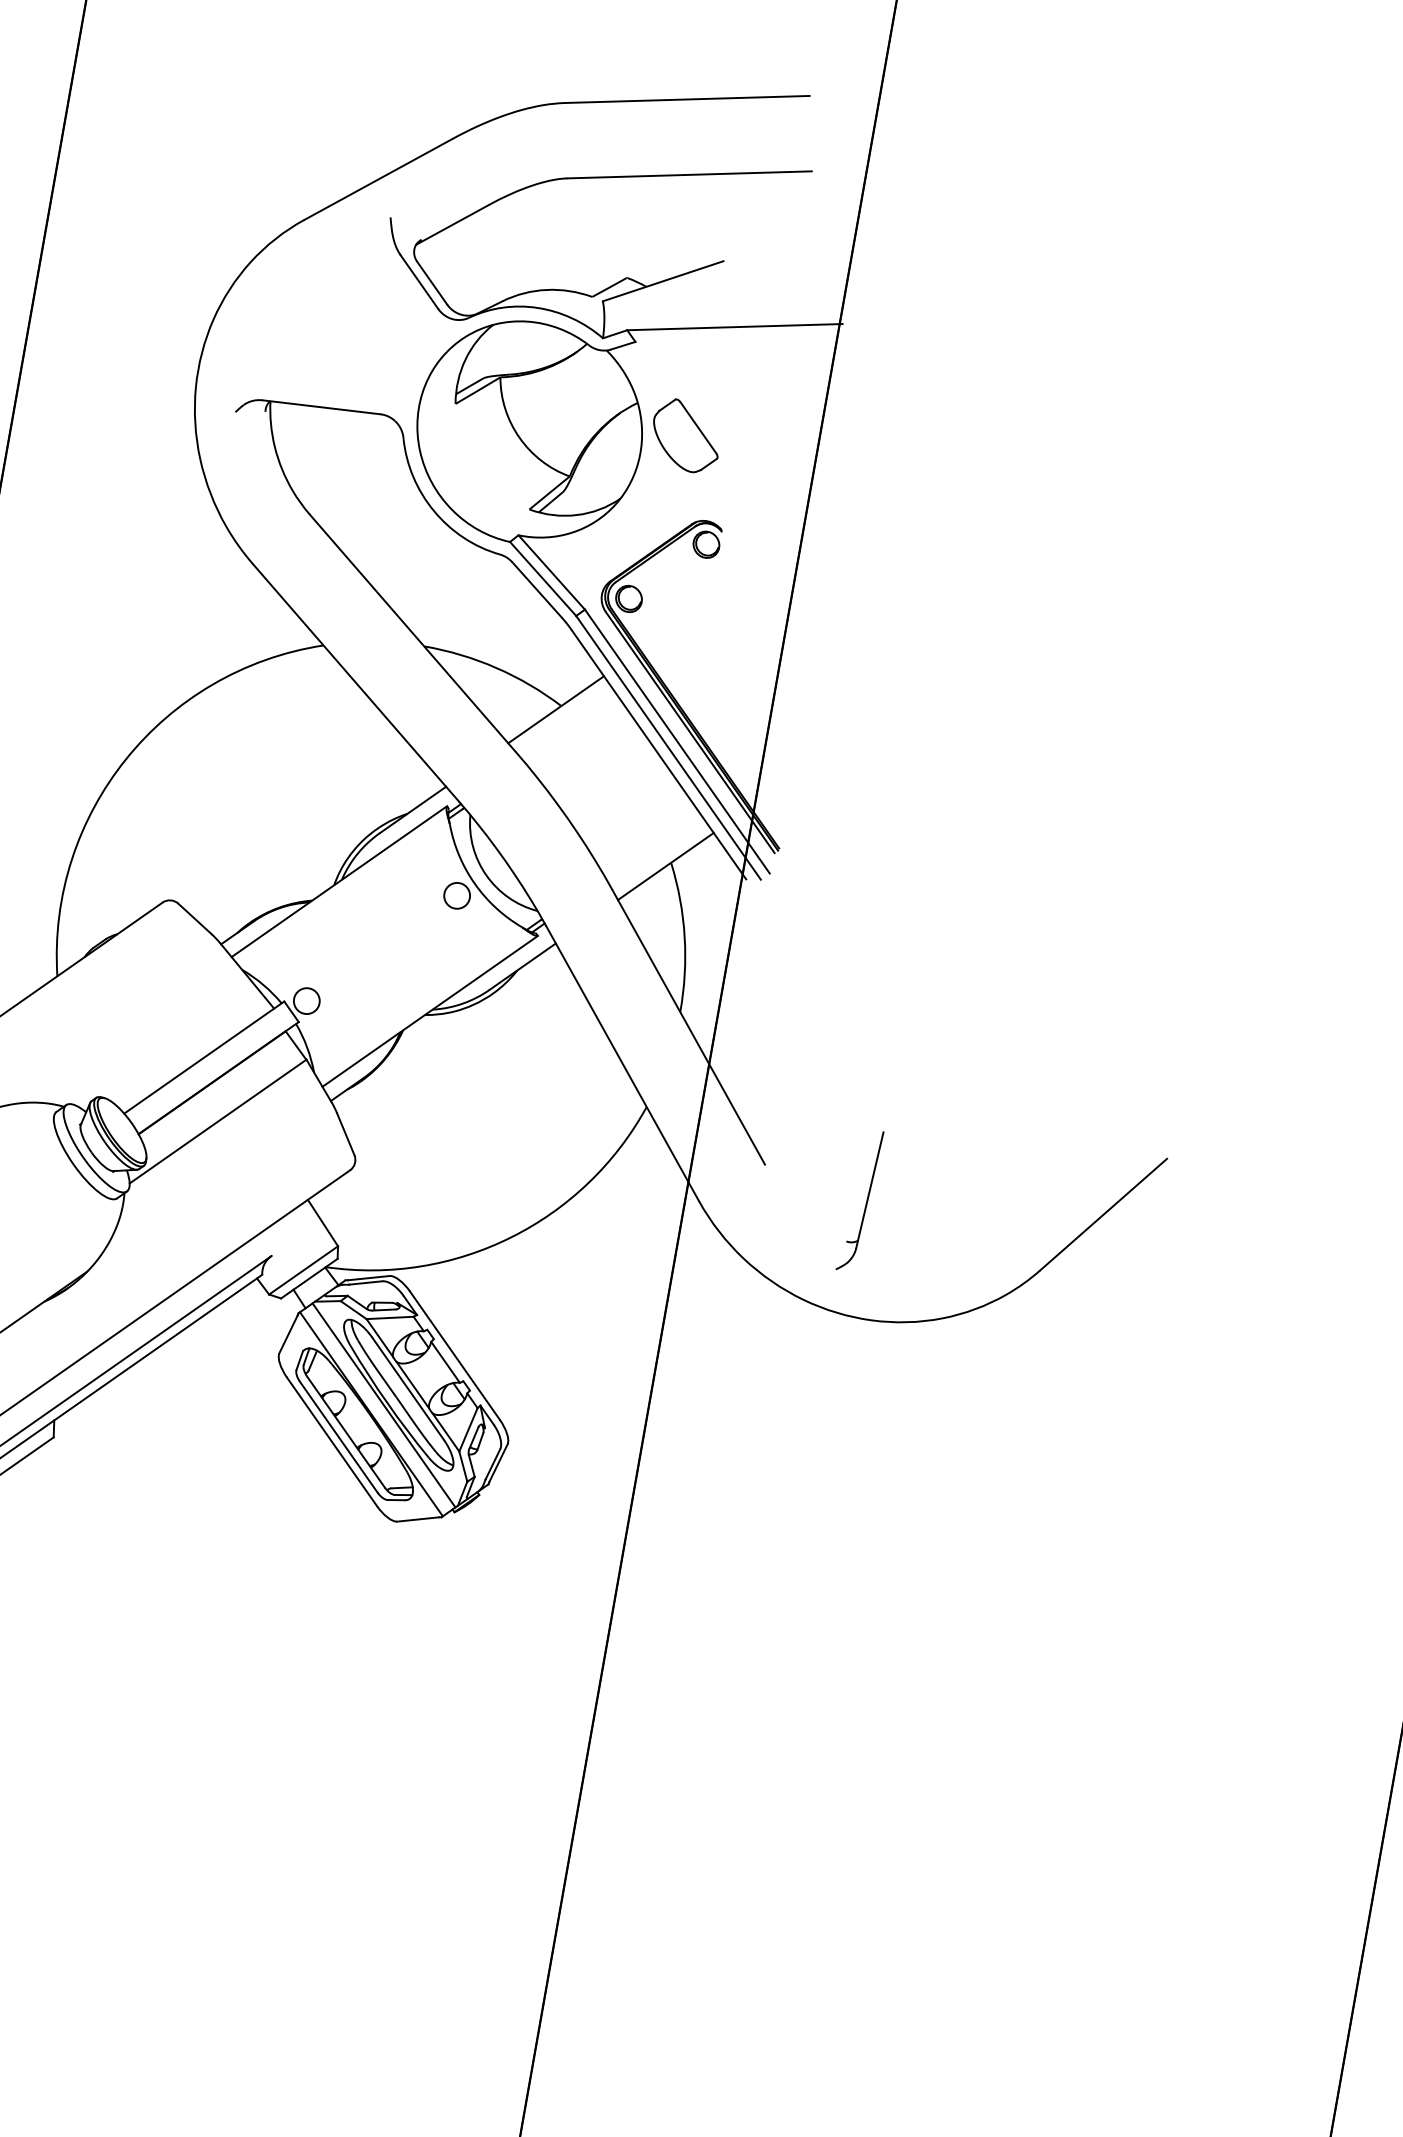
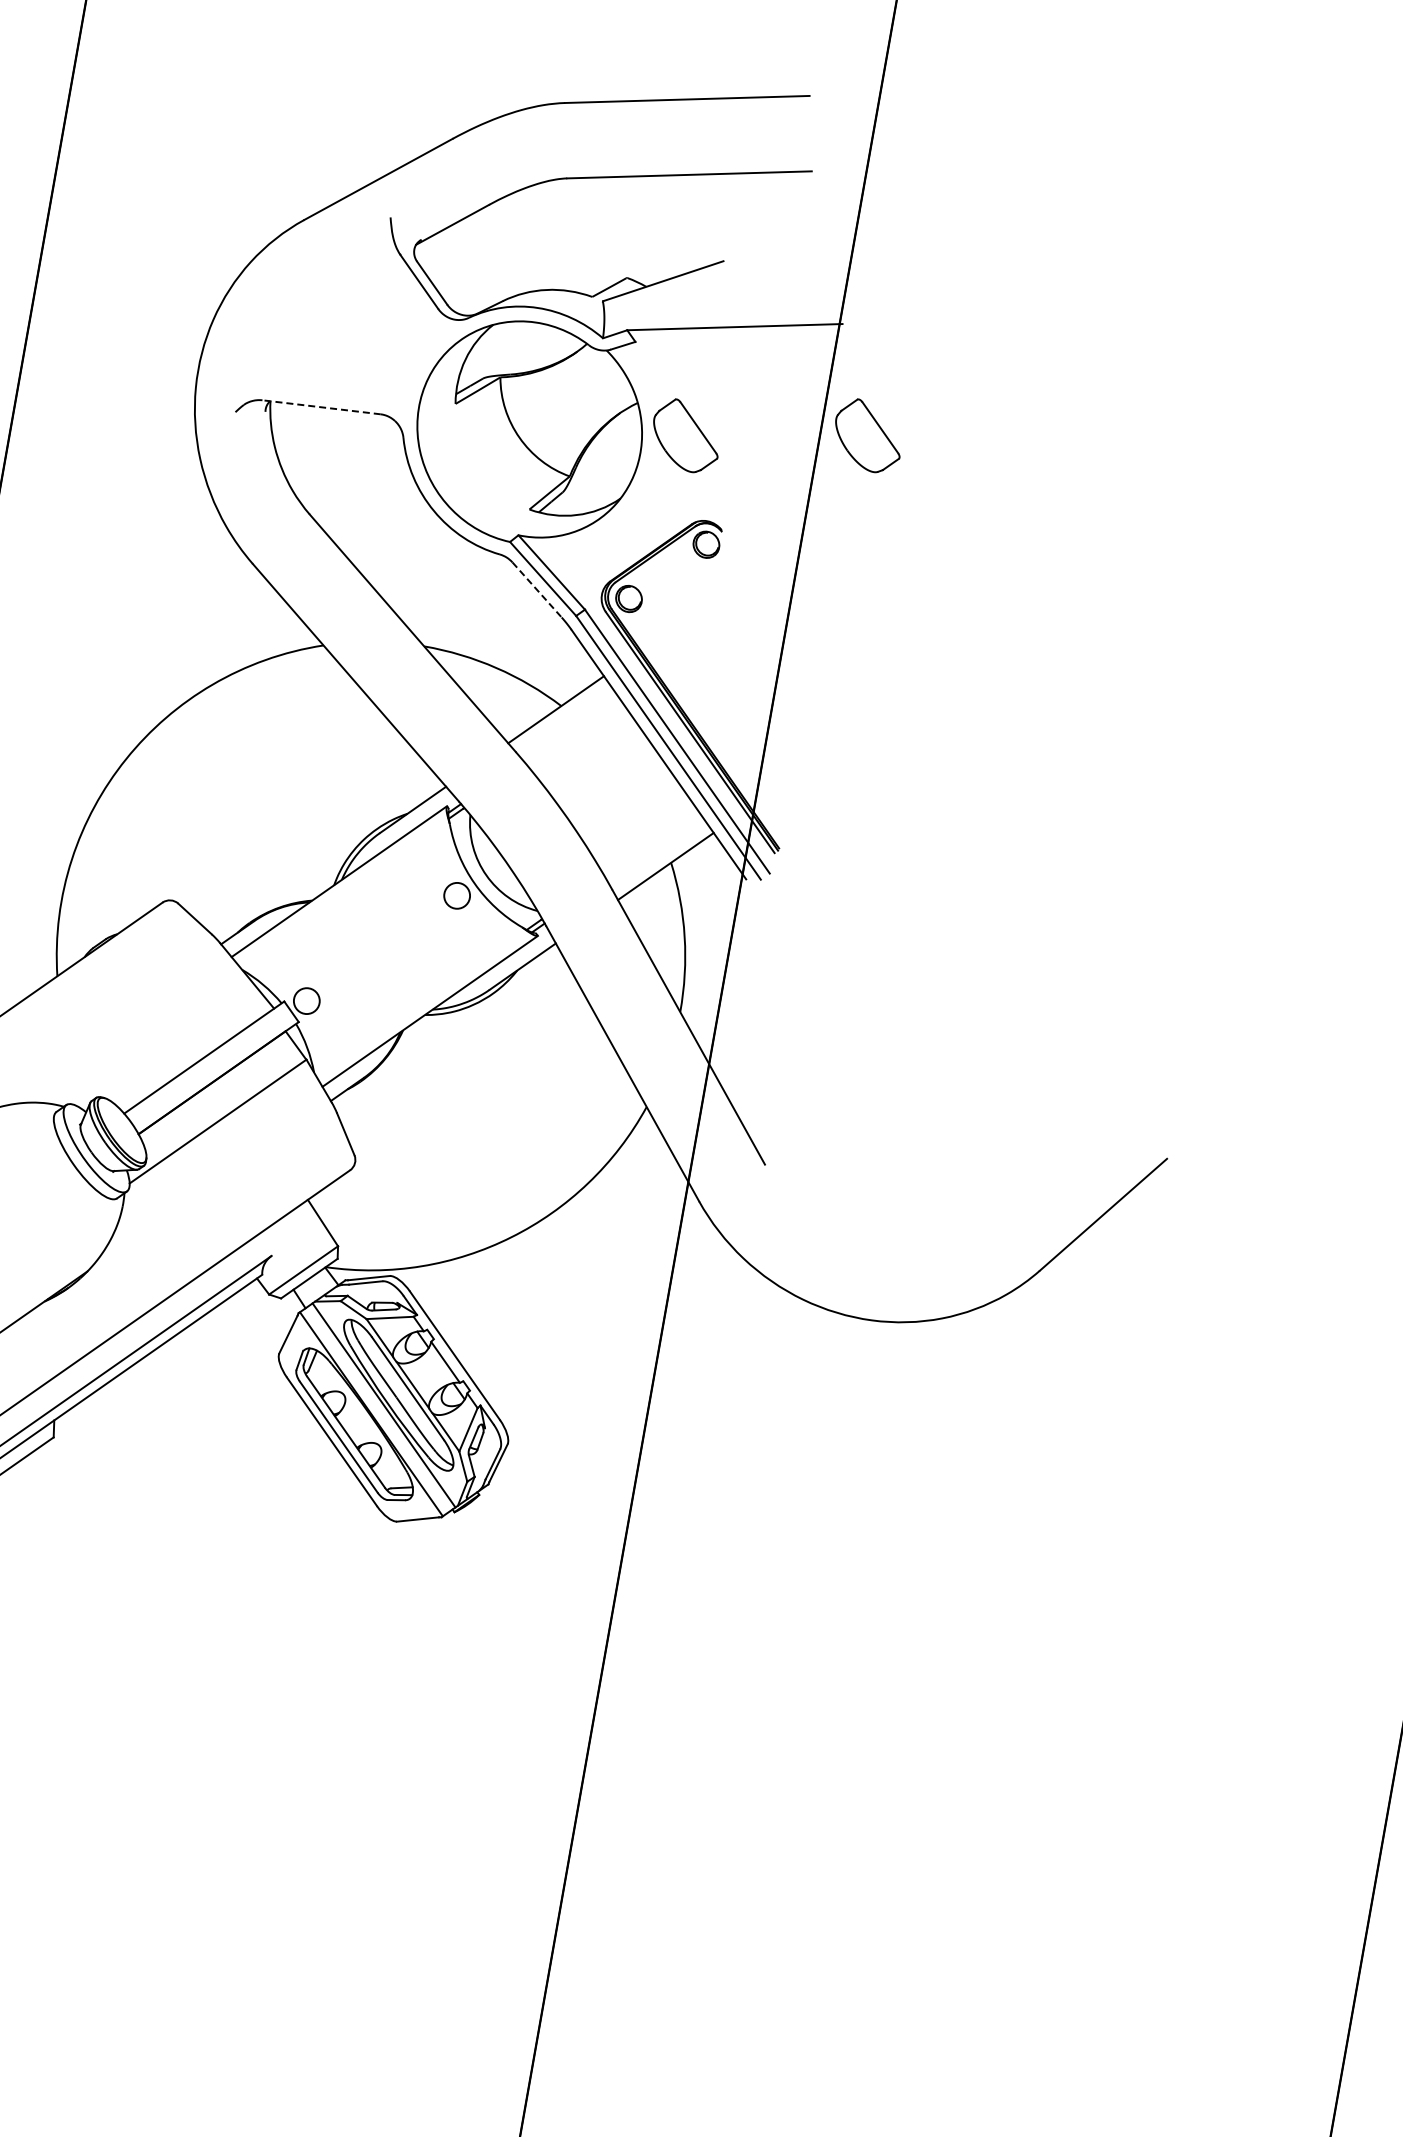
line: solid -> dashed (321, 407)
part: none -> present (867, 435)
line: solid -> dashed (537, 589)
part: present -> none (865, 1203)
